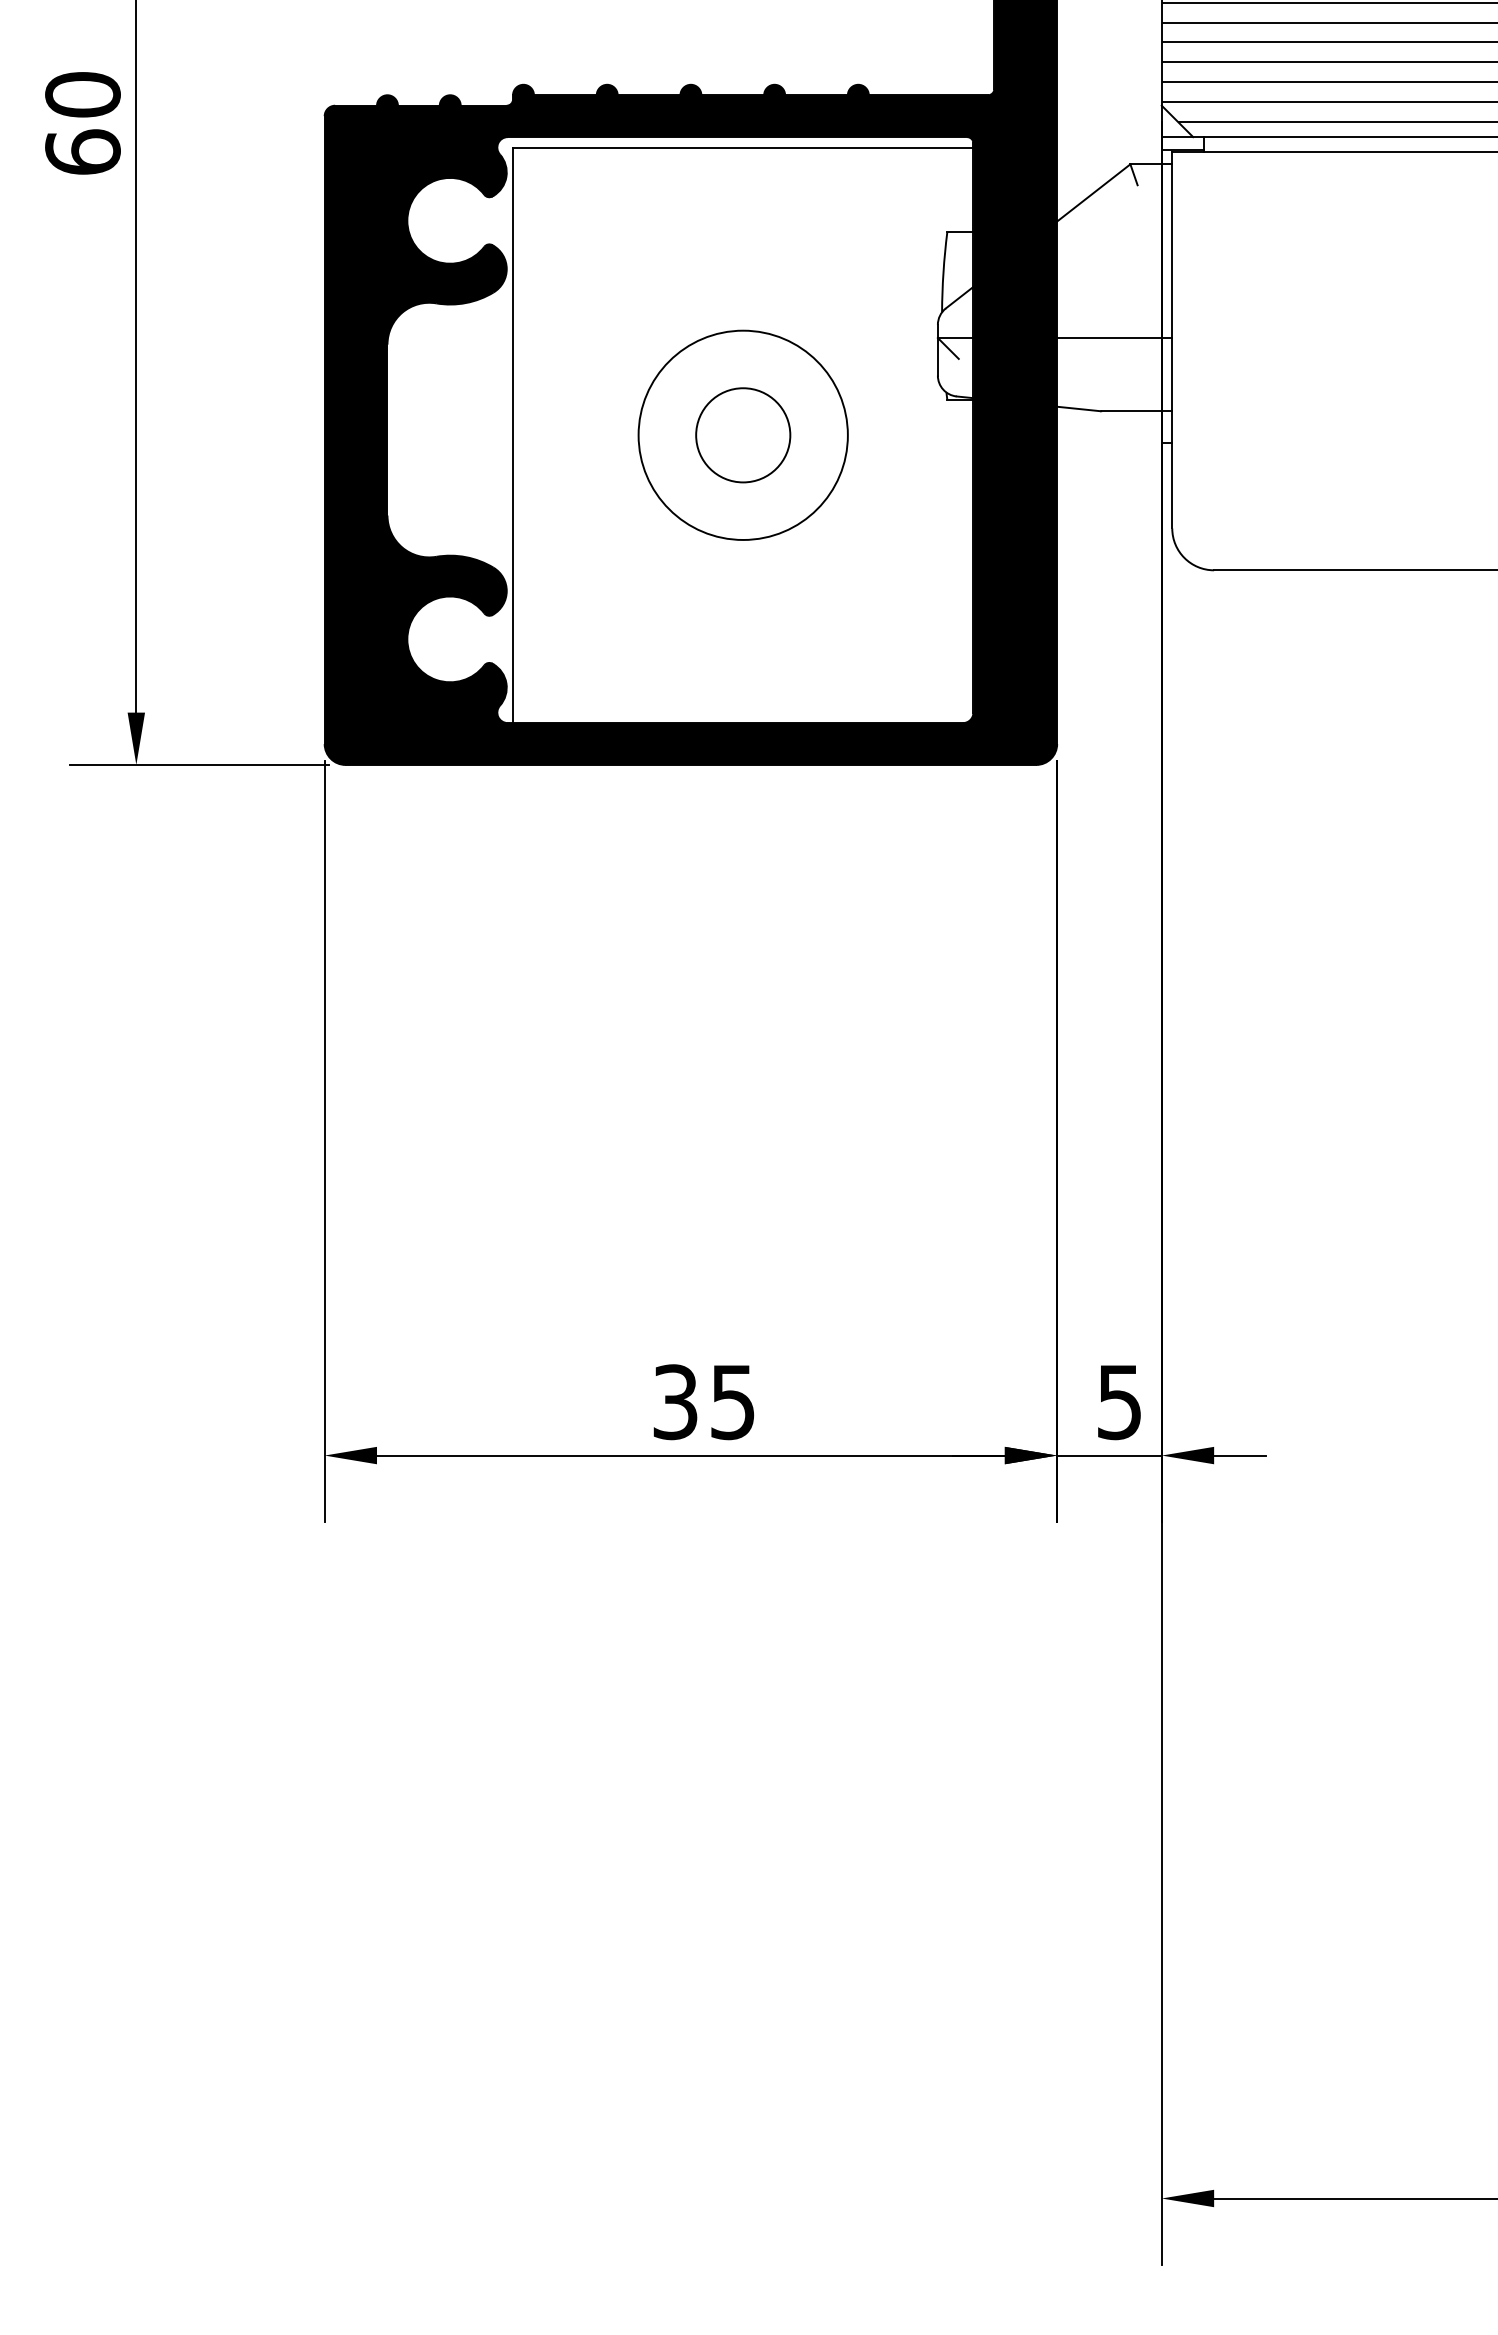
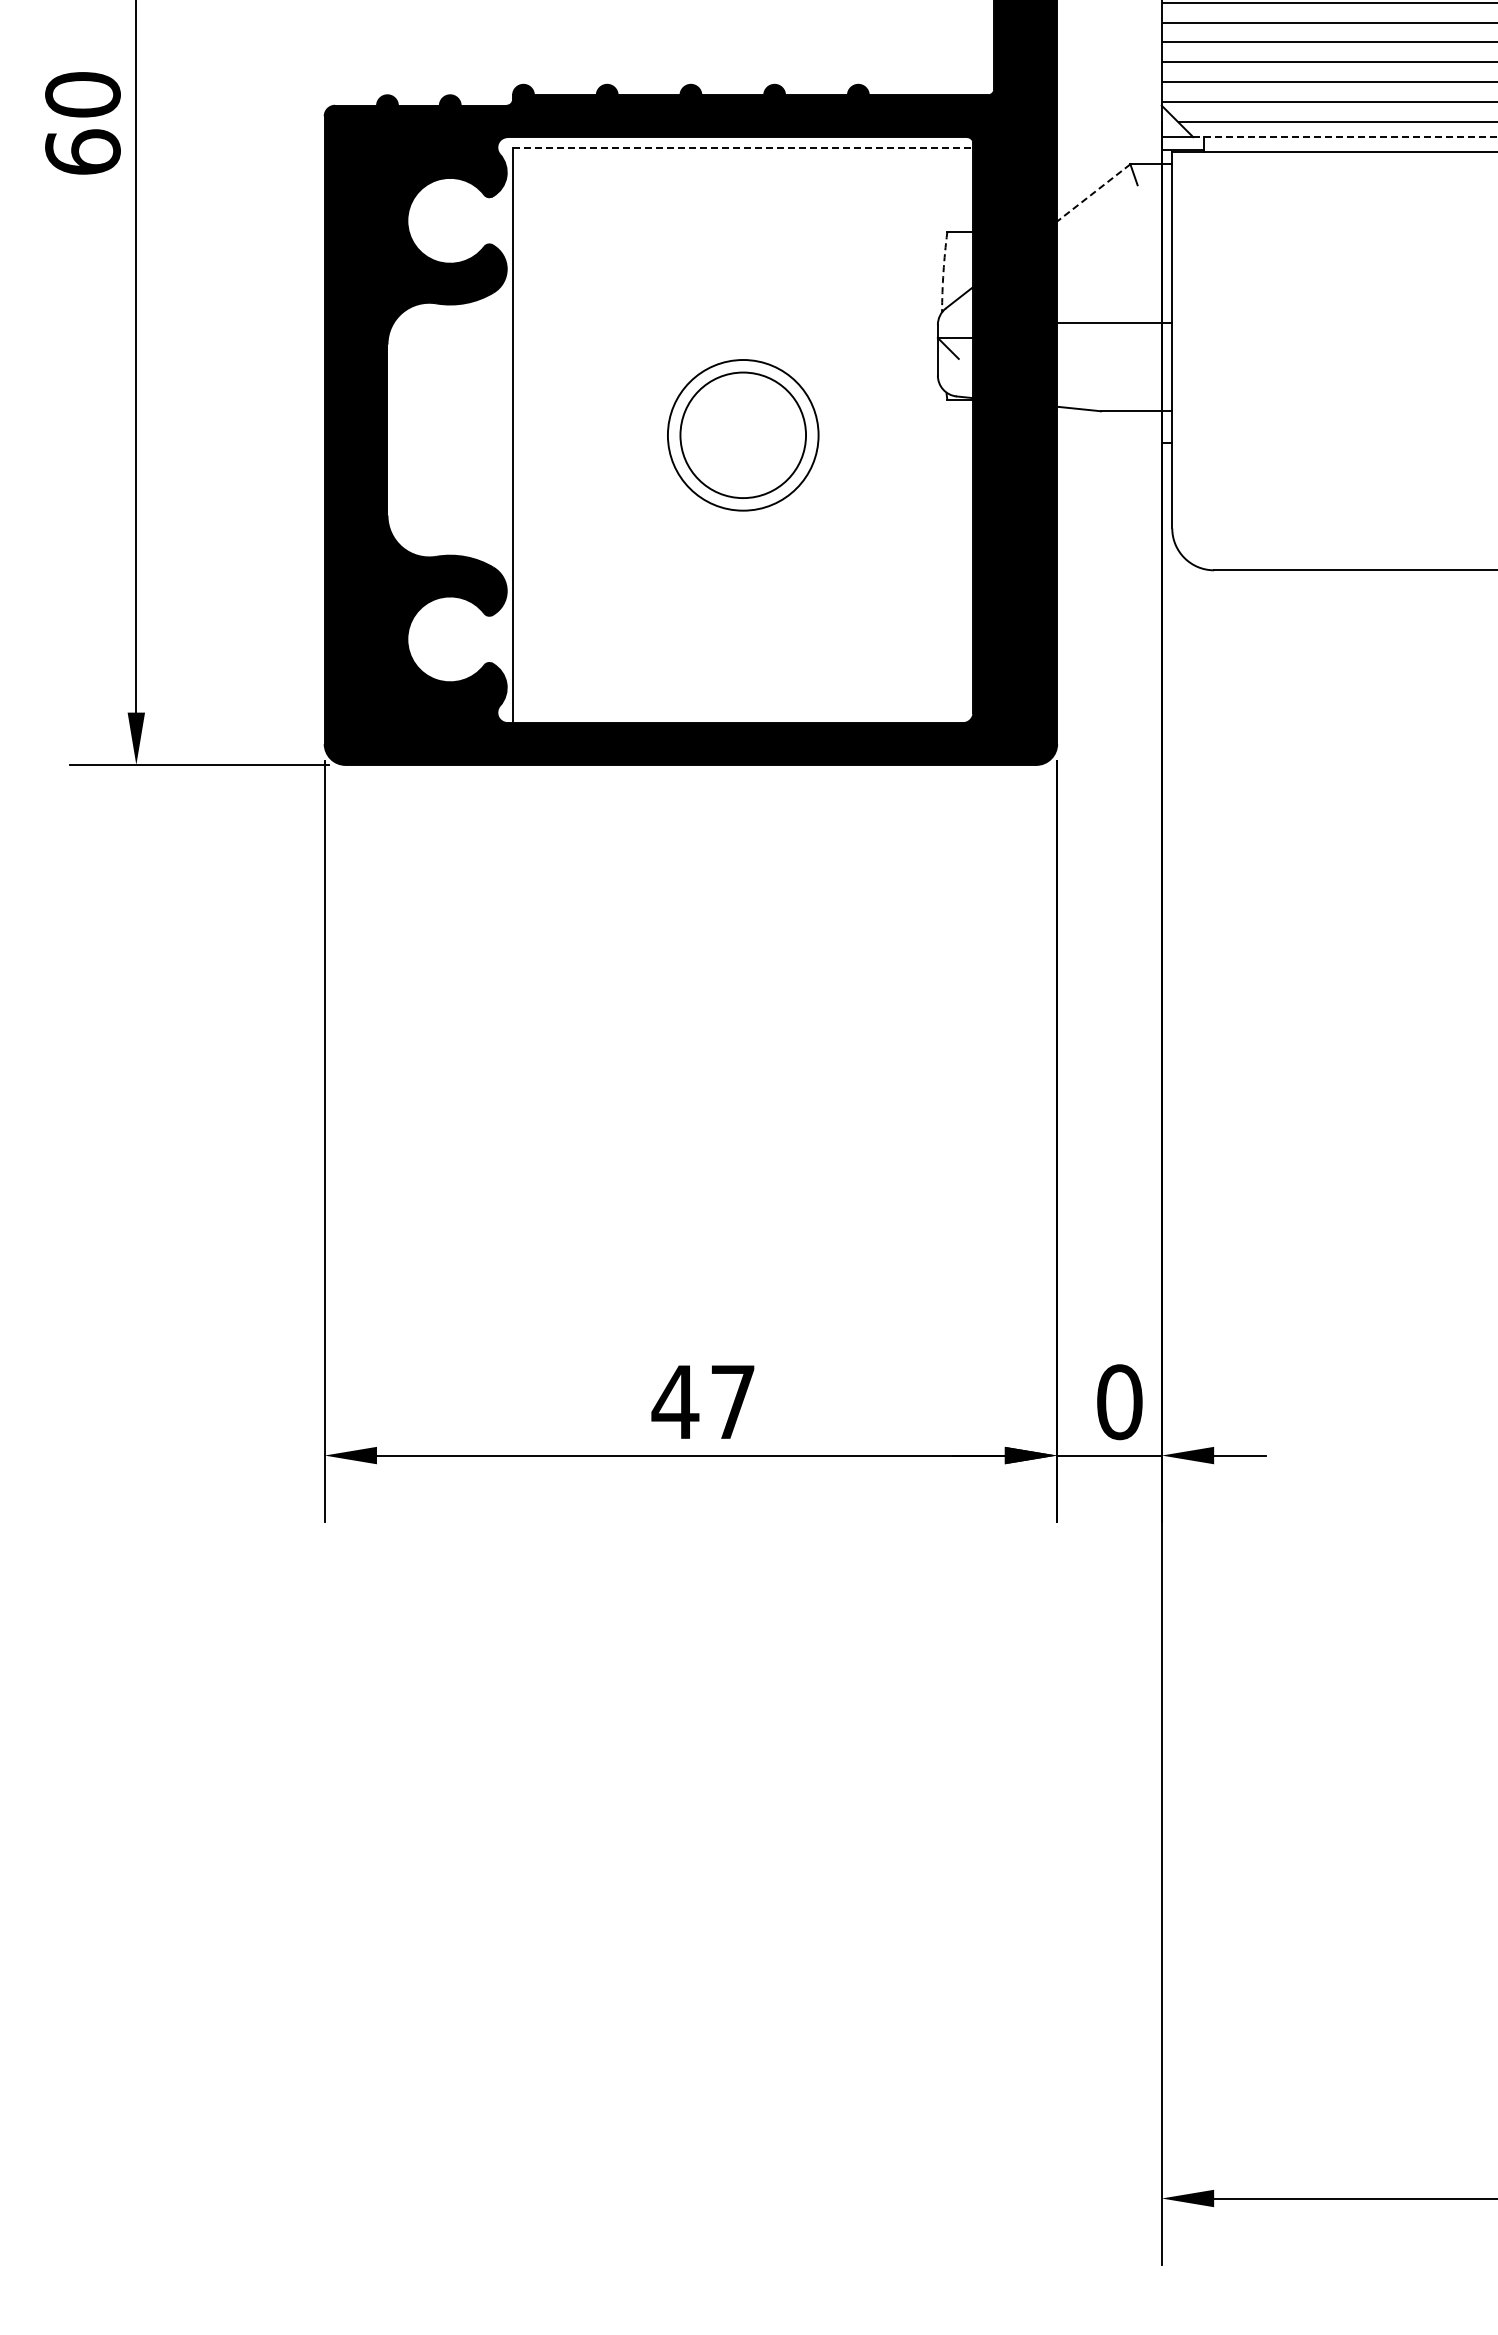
line: solid -> dashed (1345, 137)
line: solid -> dashed (743, 147)
line: solid -> dashed (1093, 193)
arc: solid -> dashed (943, 272)
line position: (1114, 338) -> (1114, 323) (1114, 323)
circle diameter: 209 px -> 126 px (743, 435)
circle diameter: 94 px -> 151 px (742, 435)
text: 35 -> 47 (702, 1402)
text: 5 -> 0 (1119, 1402)
